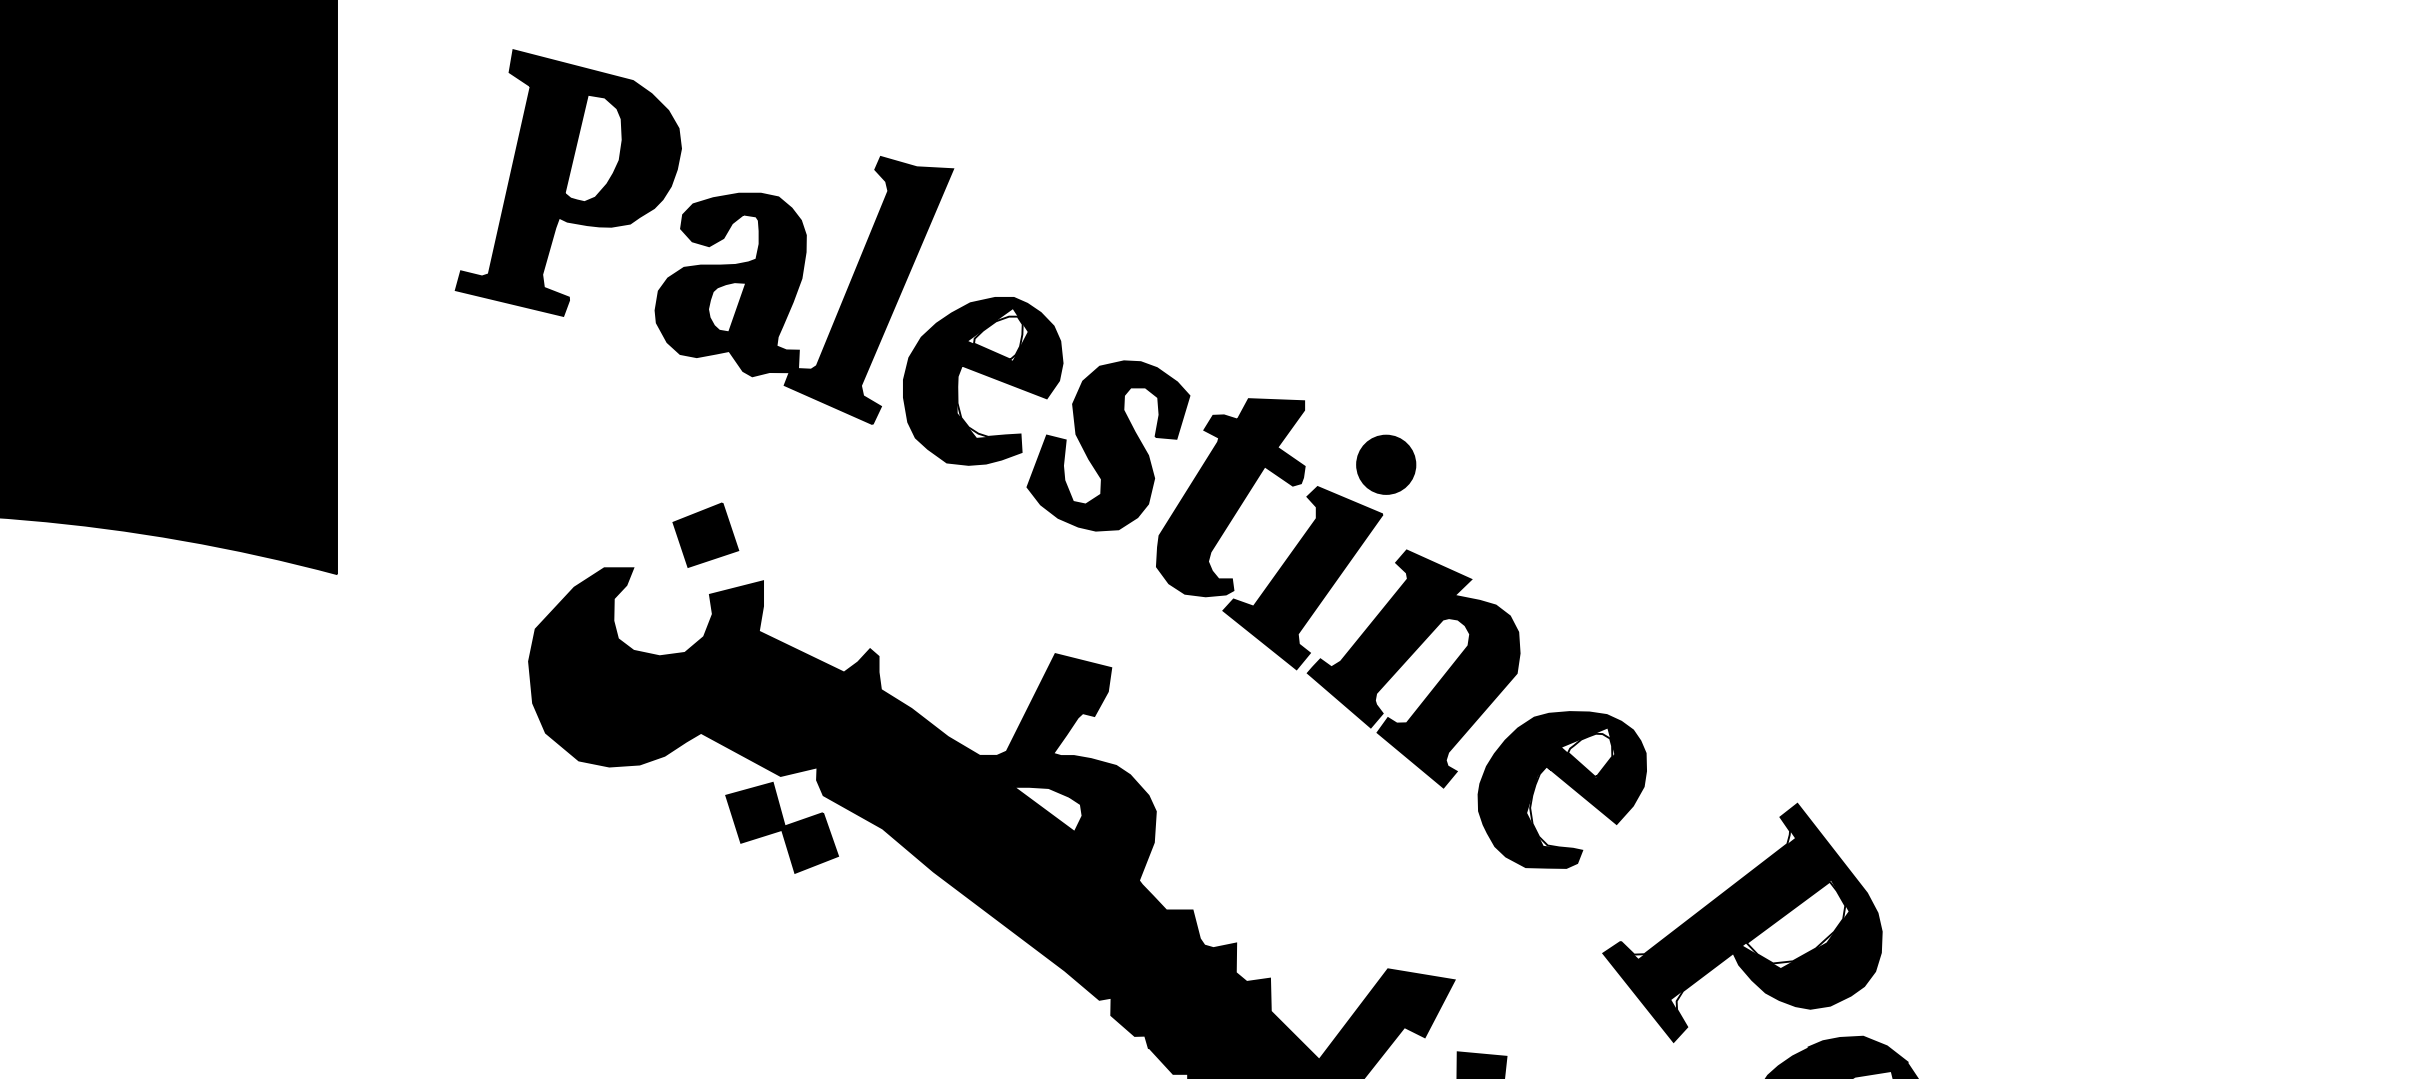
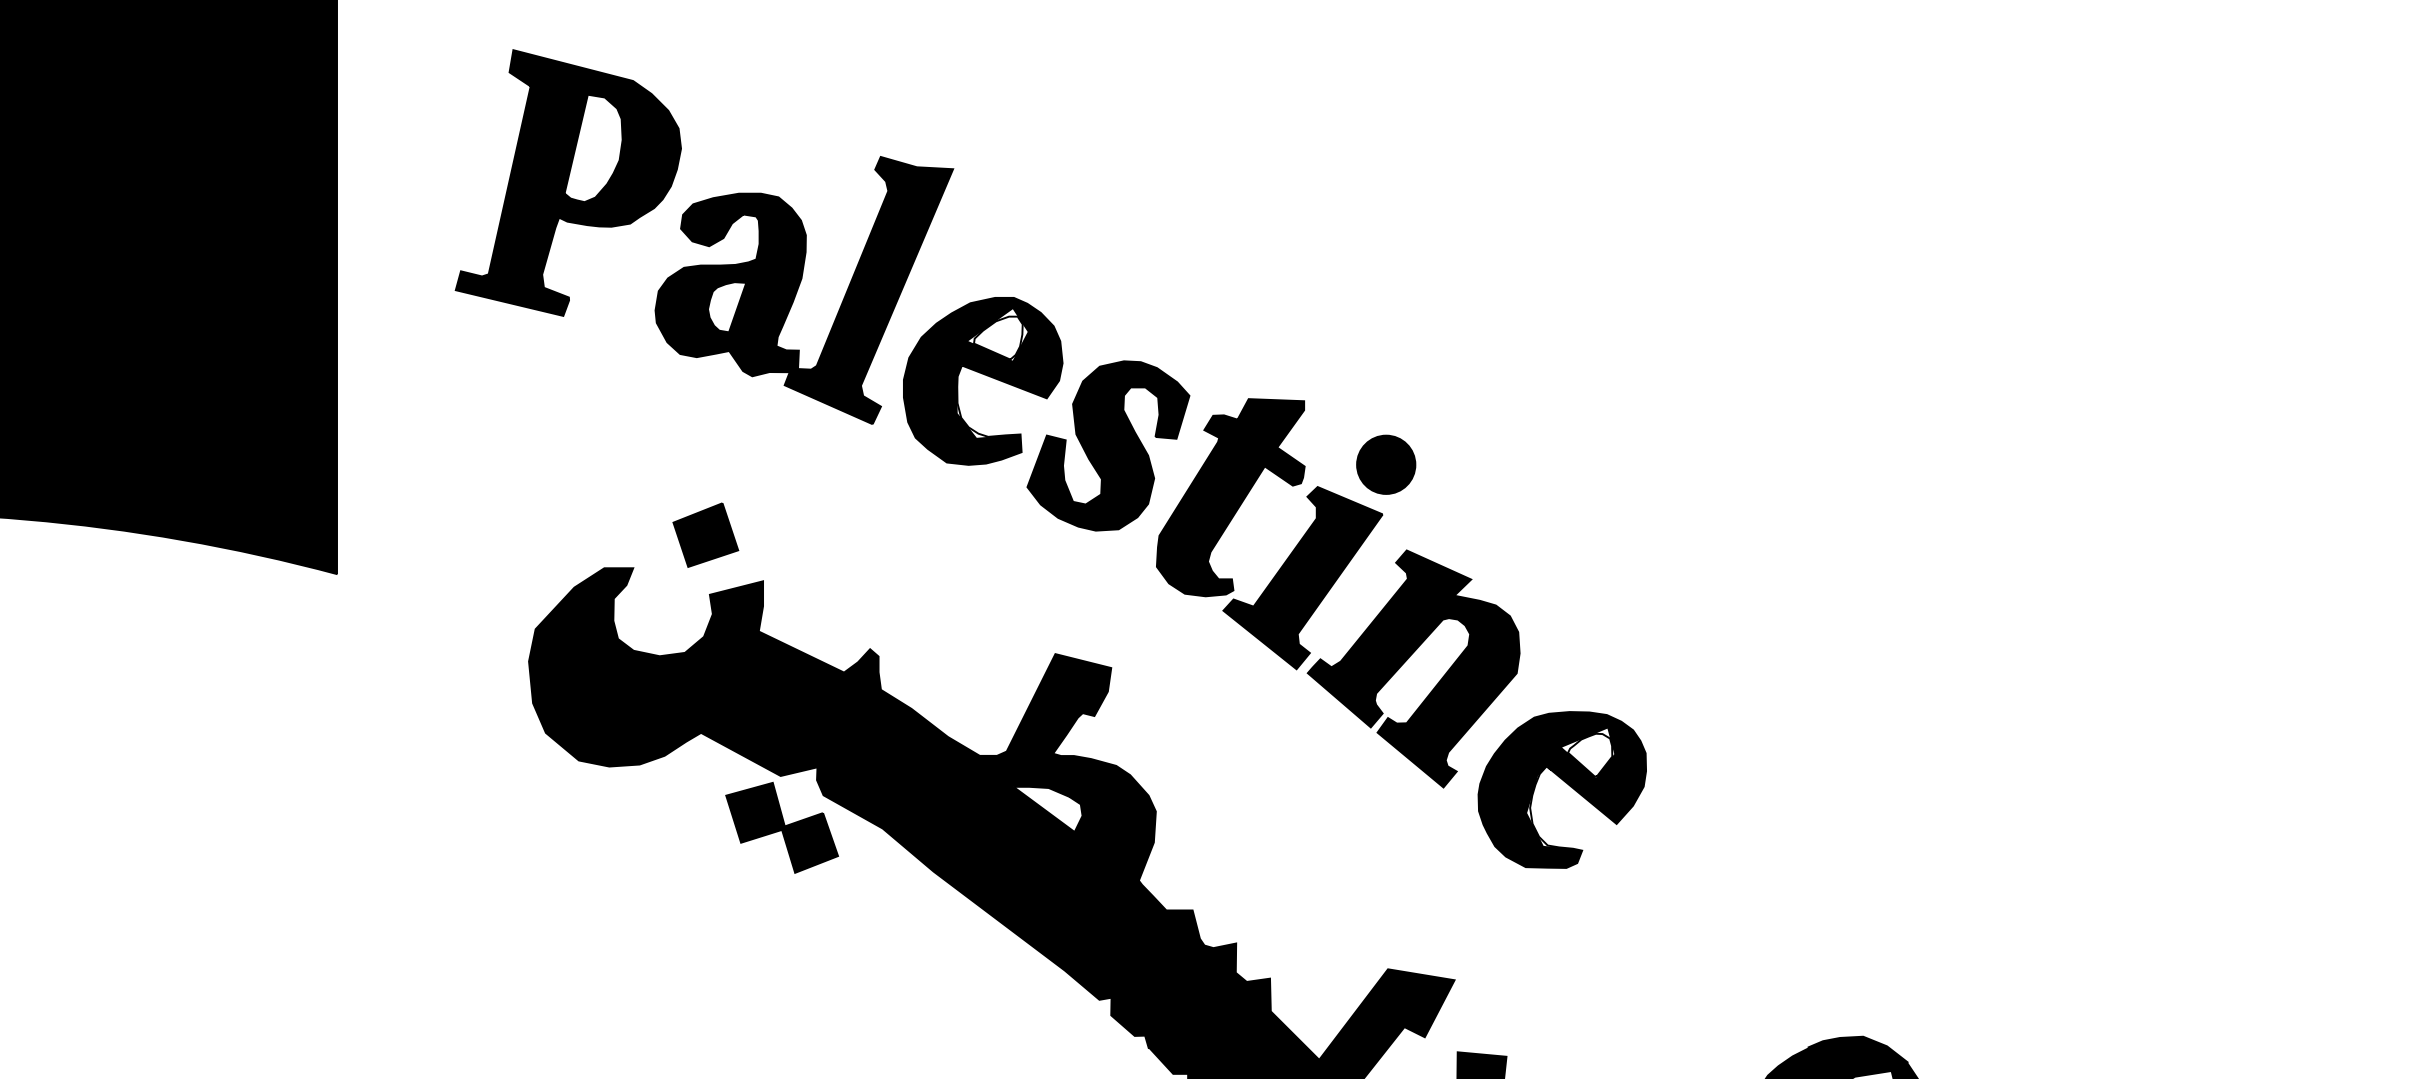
part: present -> none (1742, 922)
